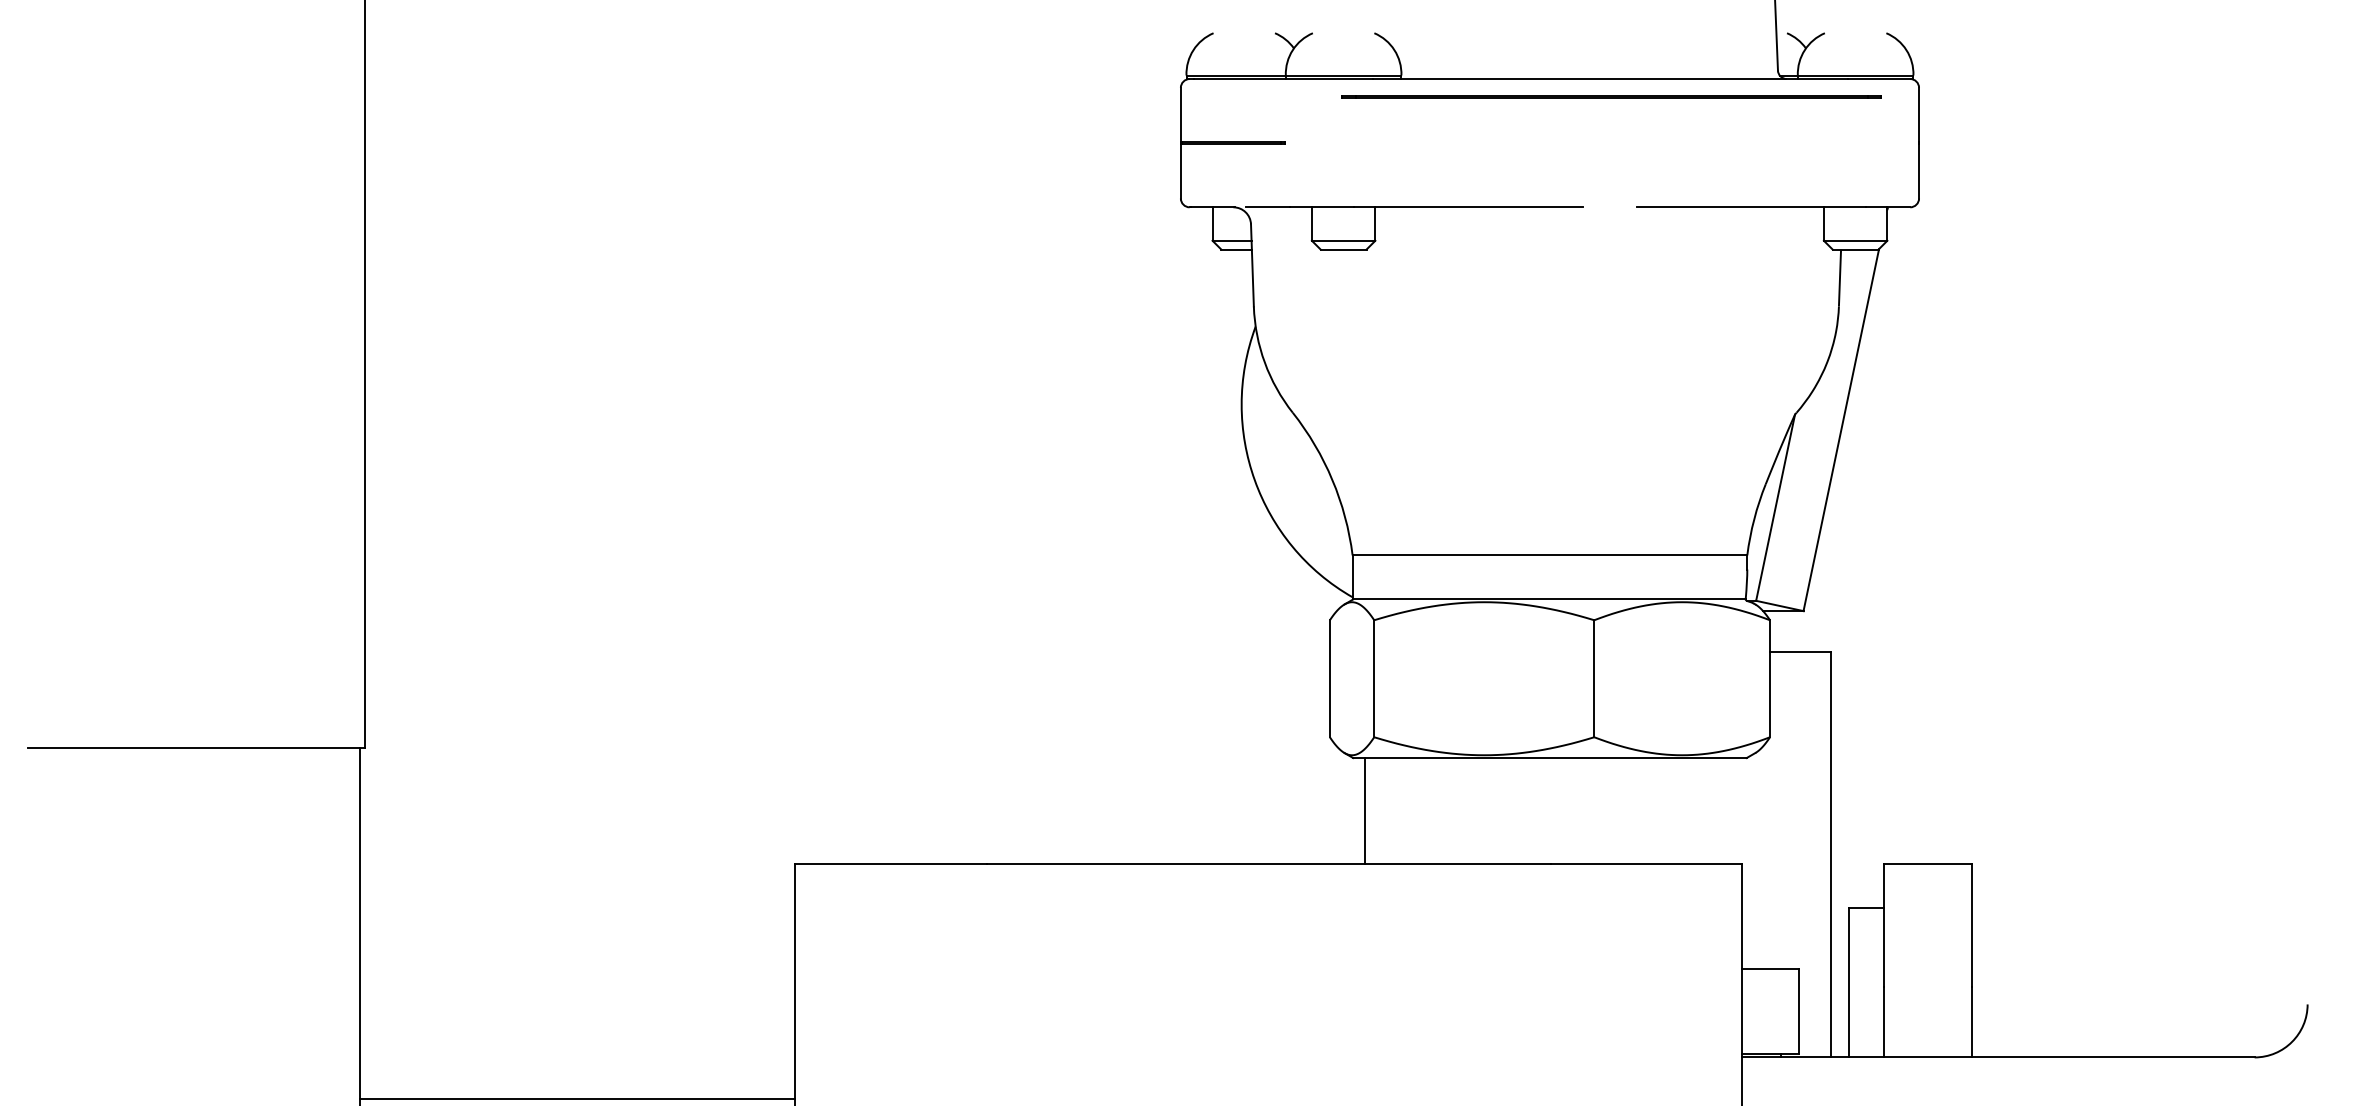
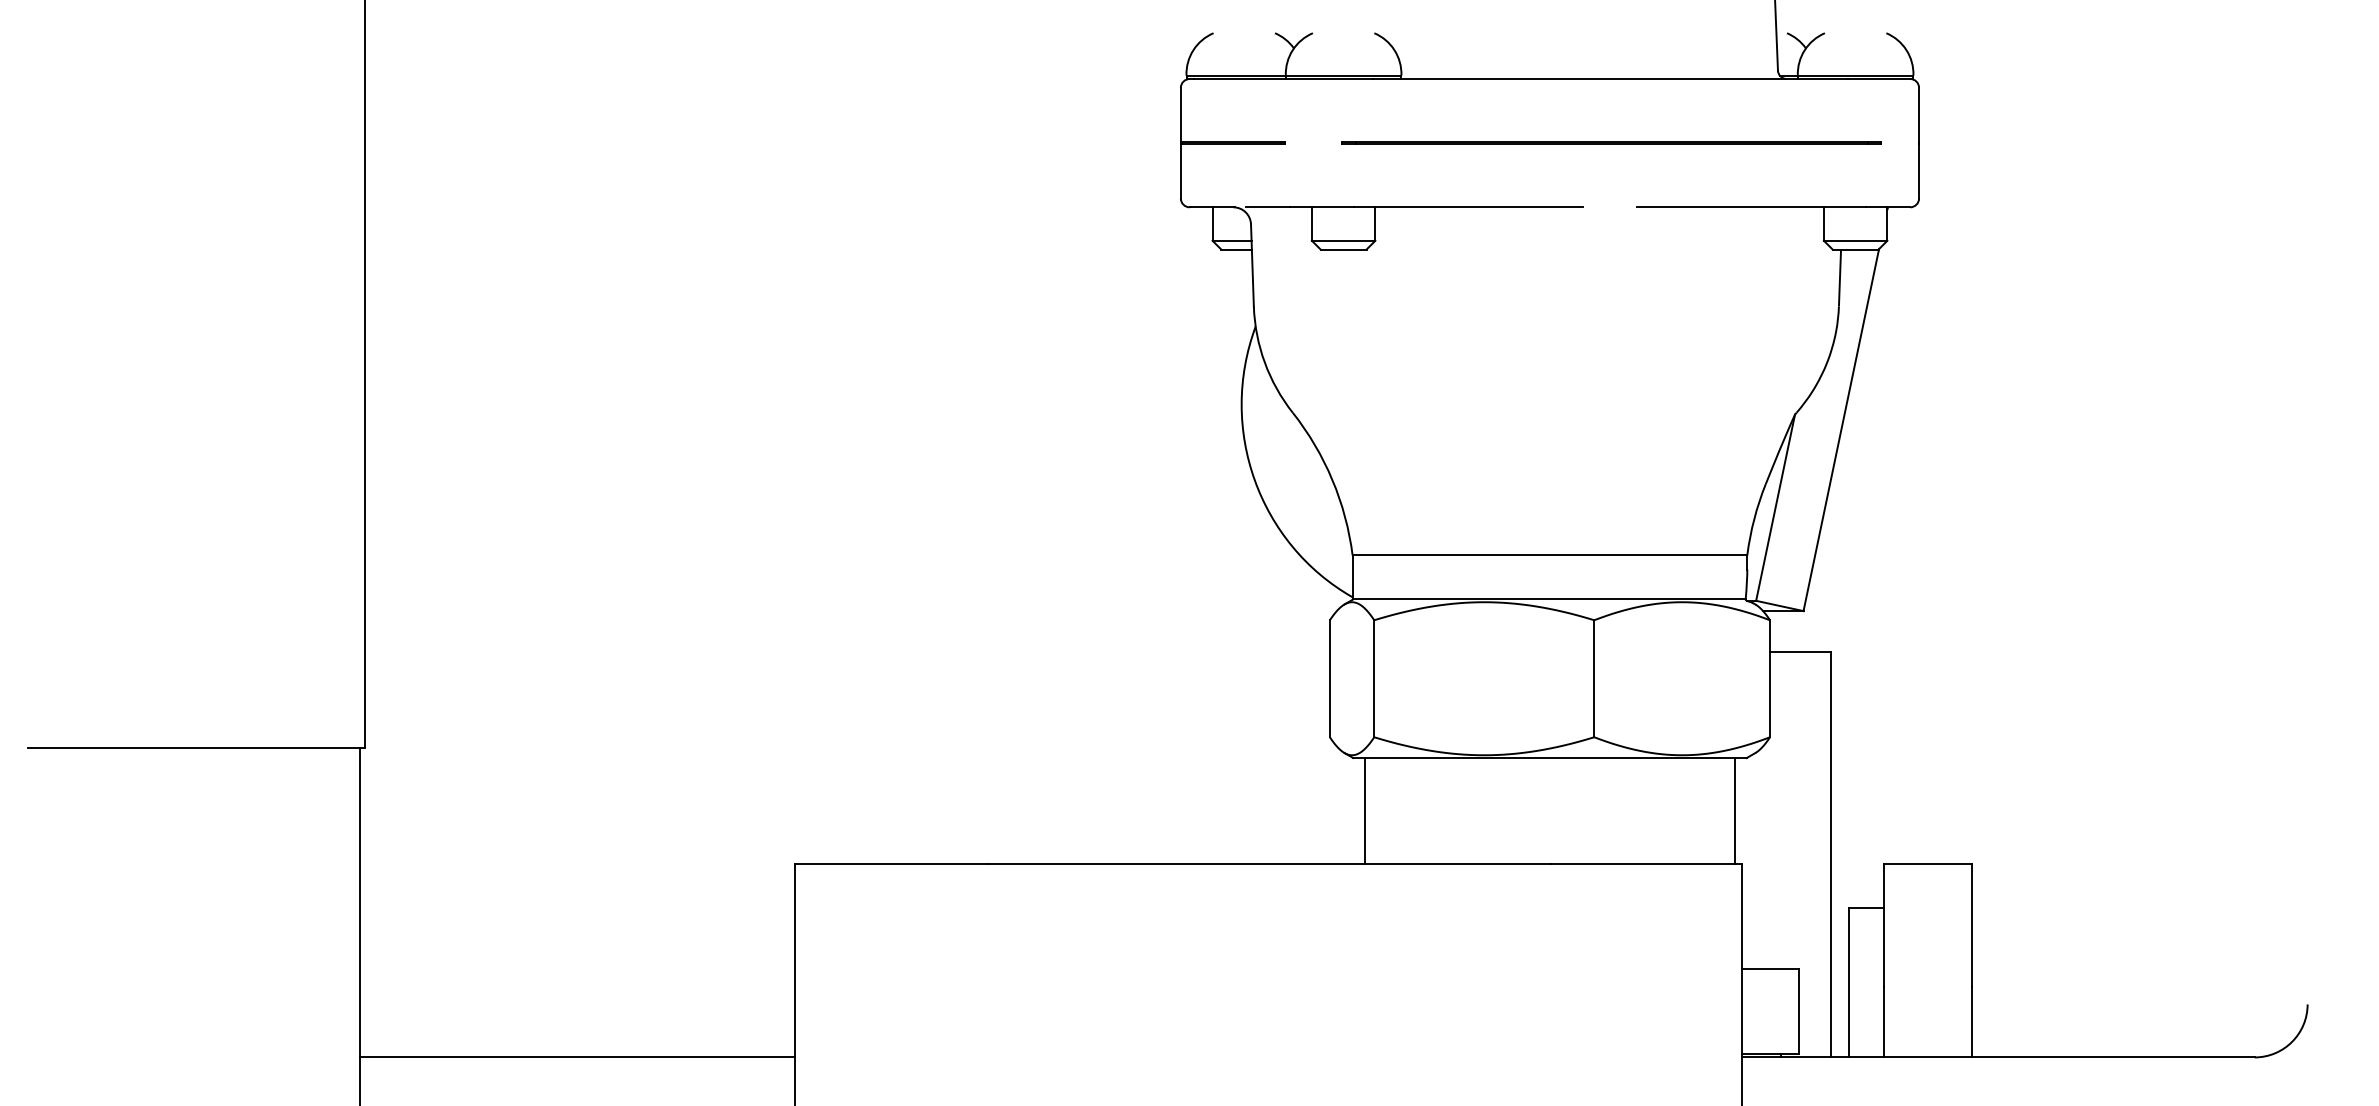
line position: (1611, 96) -> (1611, 142) (1611, 142)
line: none -> present (1735, 810)
line position: (577, 1099) -> (577, 1057) (577, 1057)
